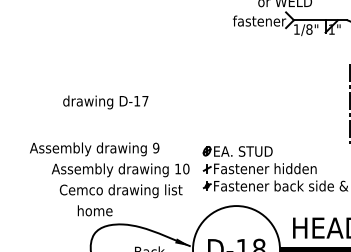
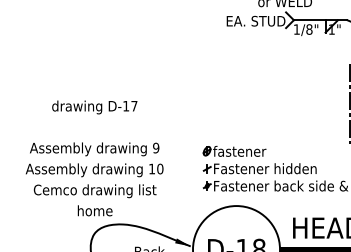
text: fastener -> EA. STUD (256, 20)
text position: (105, 102) -> (94, 107) (94, 107)
text: EA. STUD -> fastener (242, 150)
text position: (120, 180) -> (94, 180) (94, 180)
